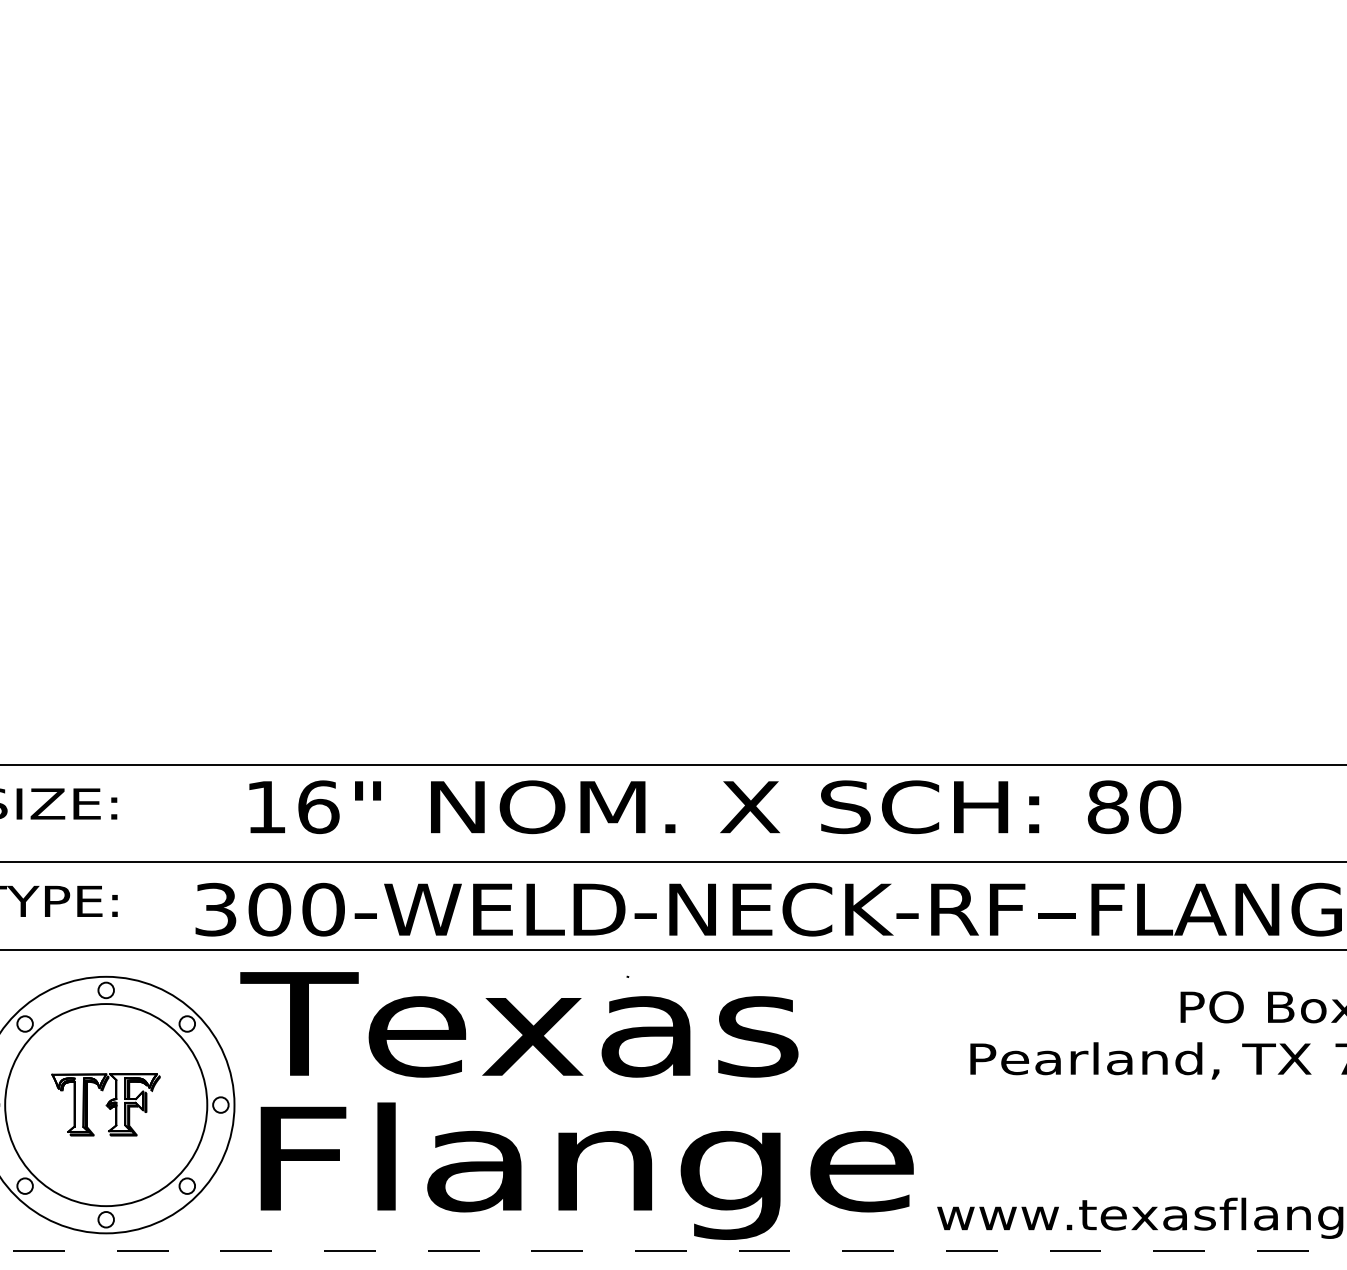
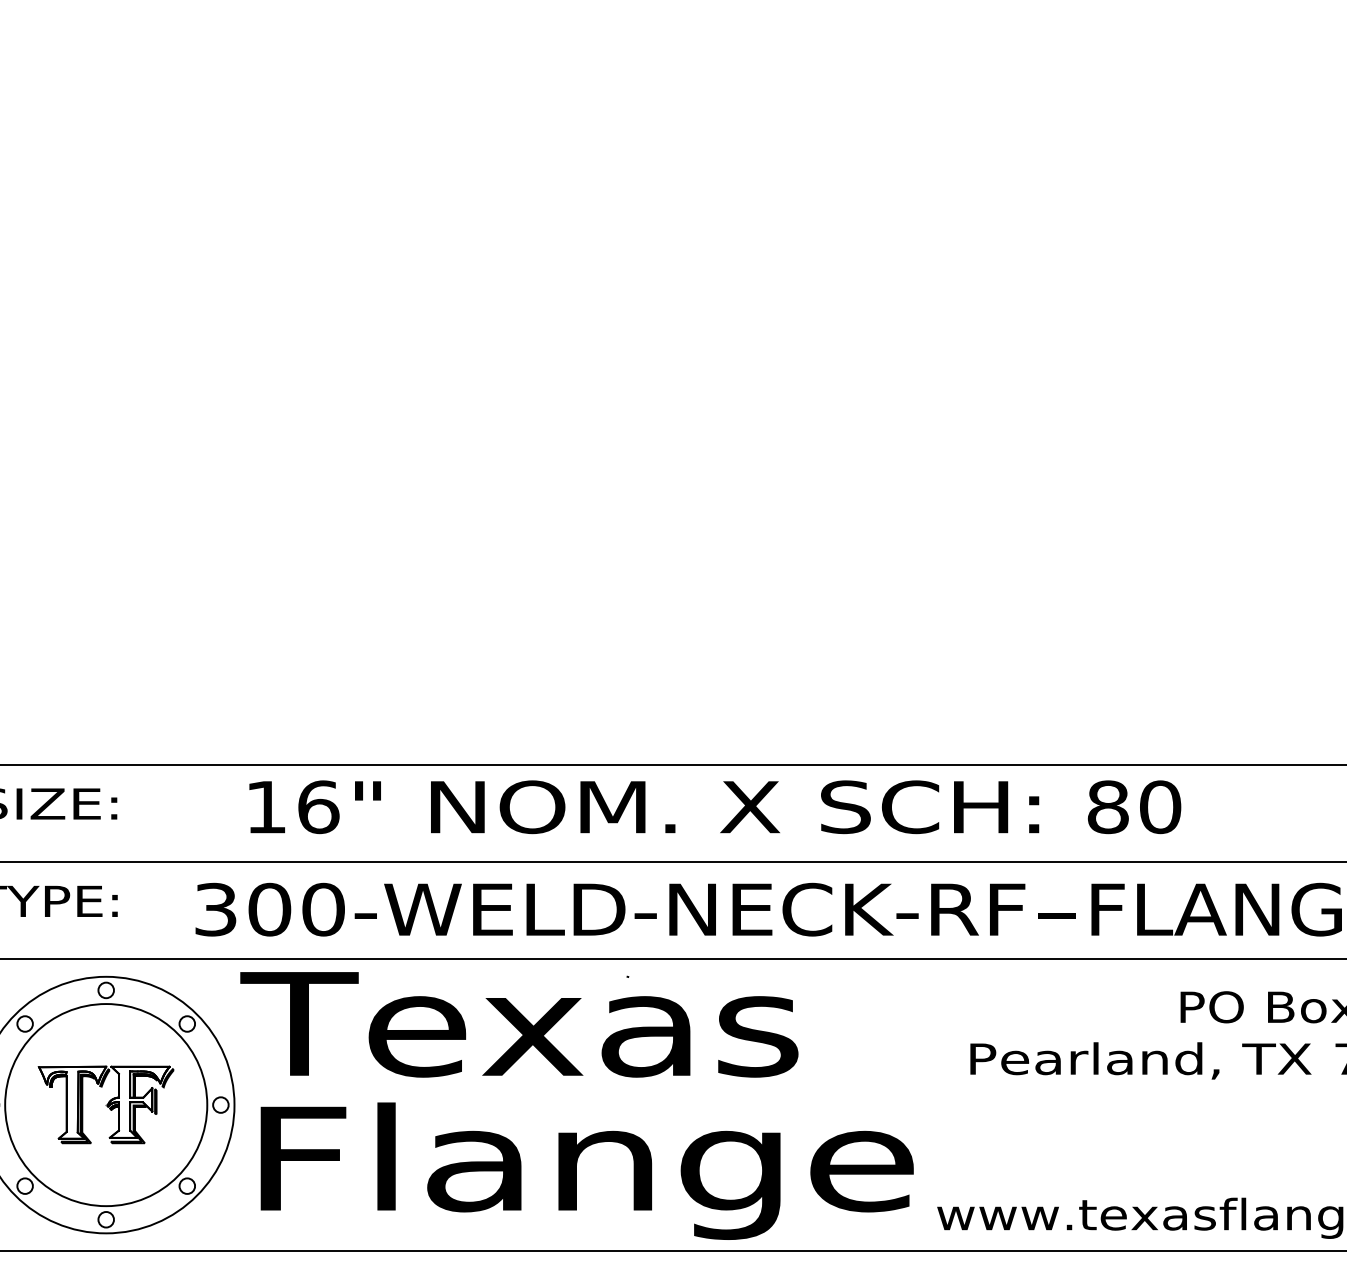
line position: (672, 950) -> (672, 959) (672, 959)
part size: 110x64 px -> 138x80 px (105, 1104)
line: dashed -> solid (673, 1250)
